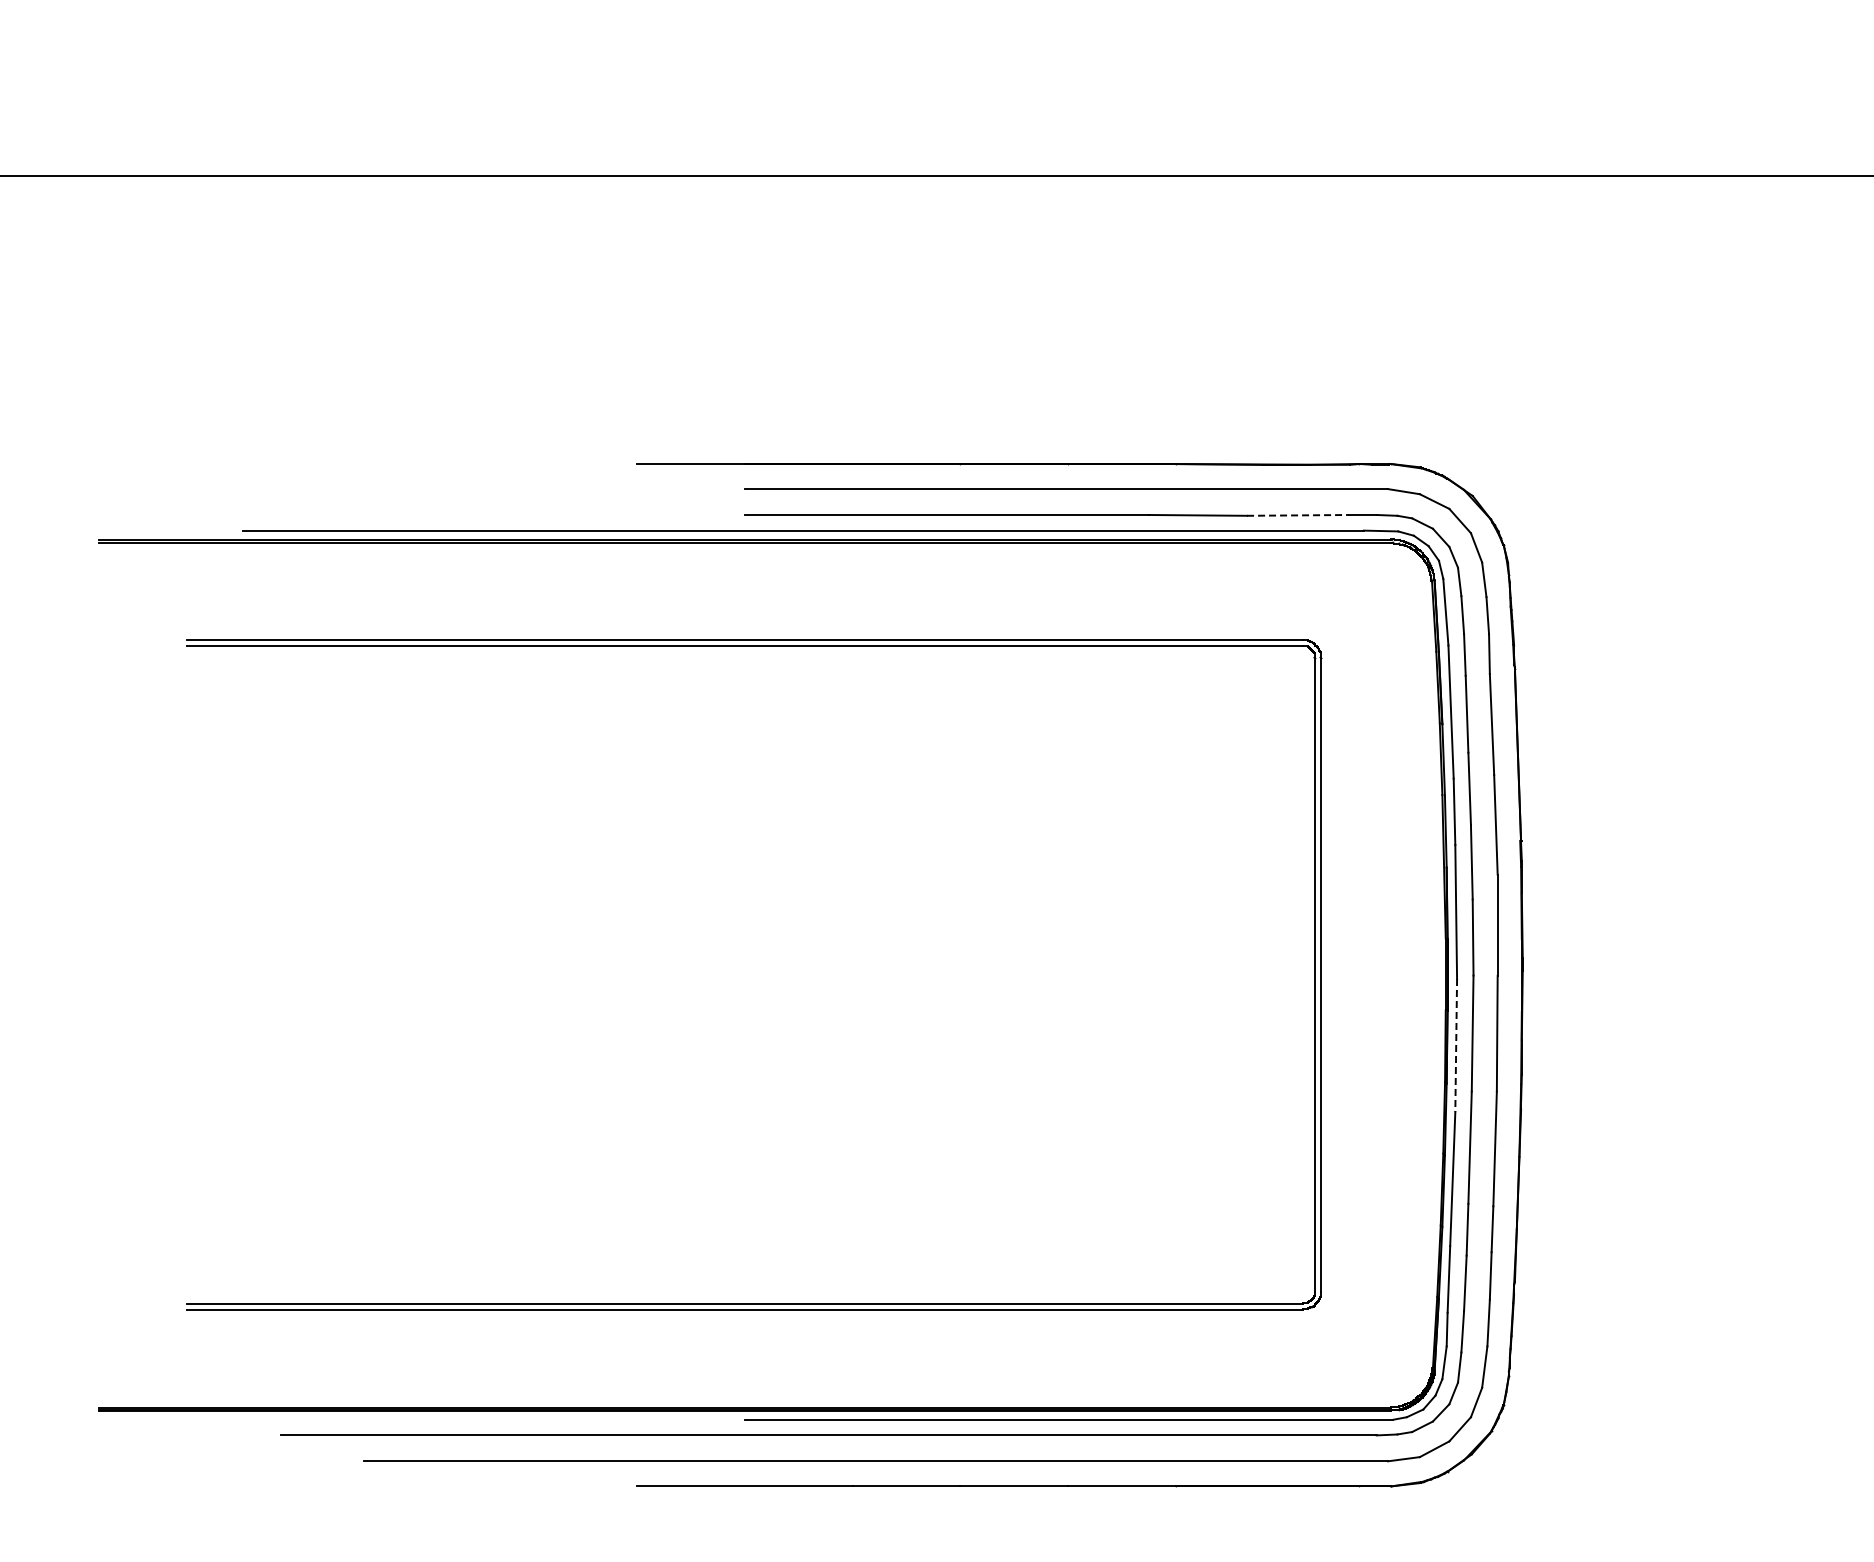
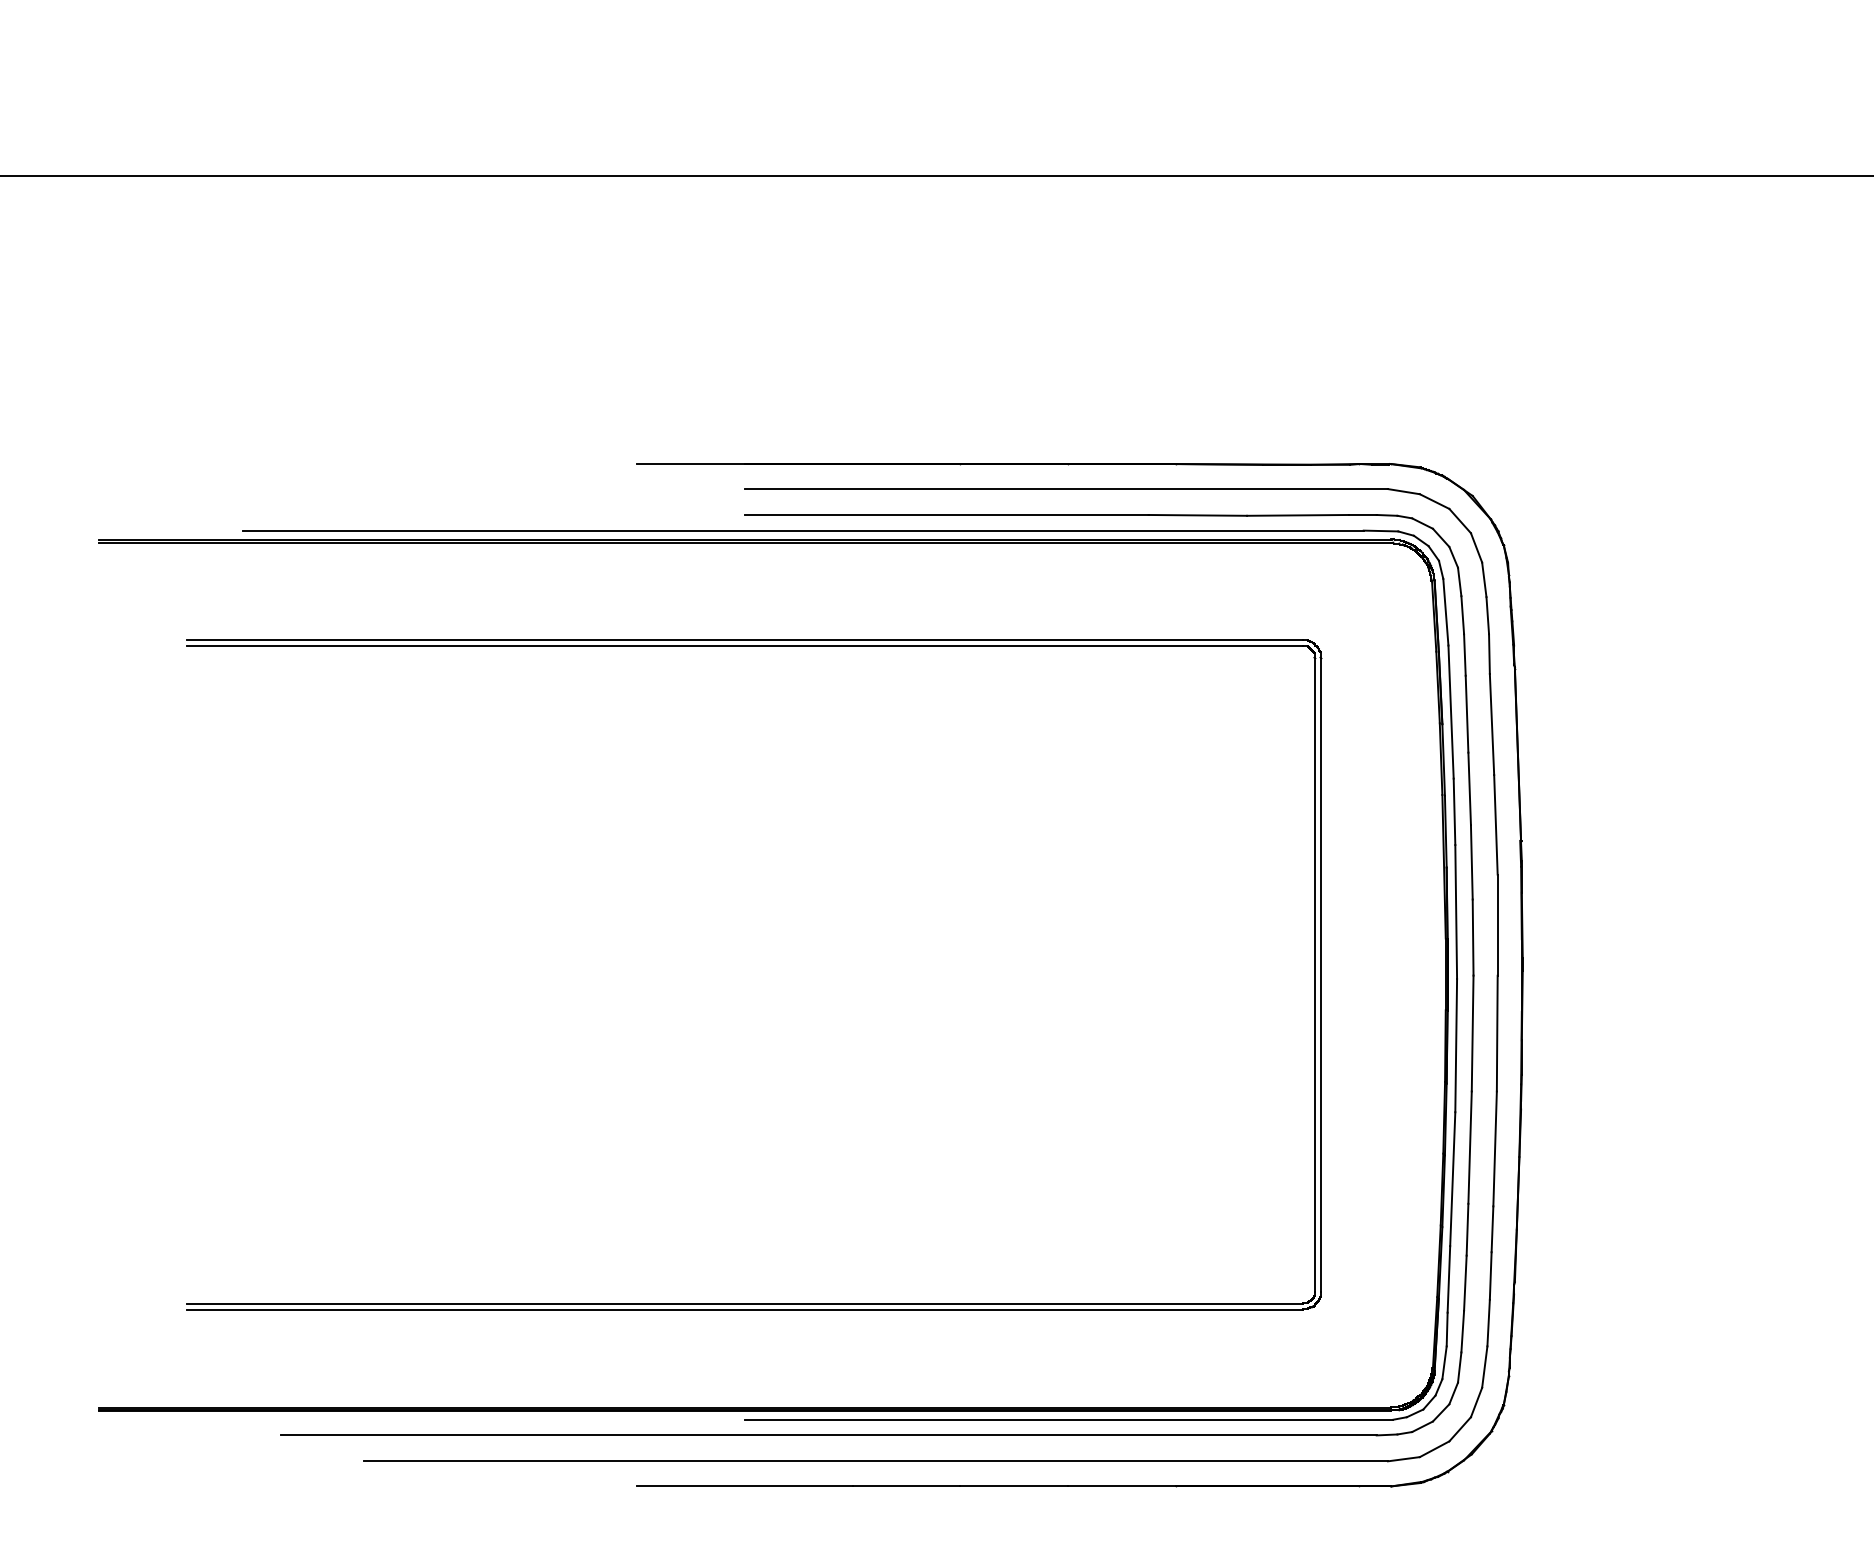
line: dashed -> solid (1298, 515)
line: dashed -> solid (1456, 1045)
